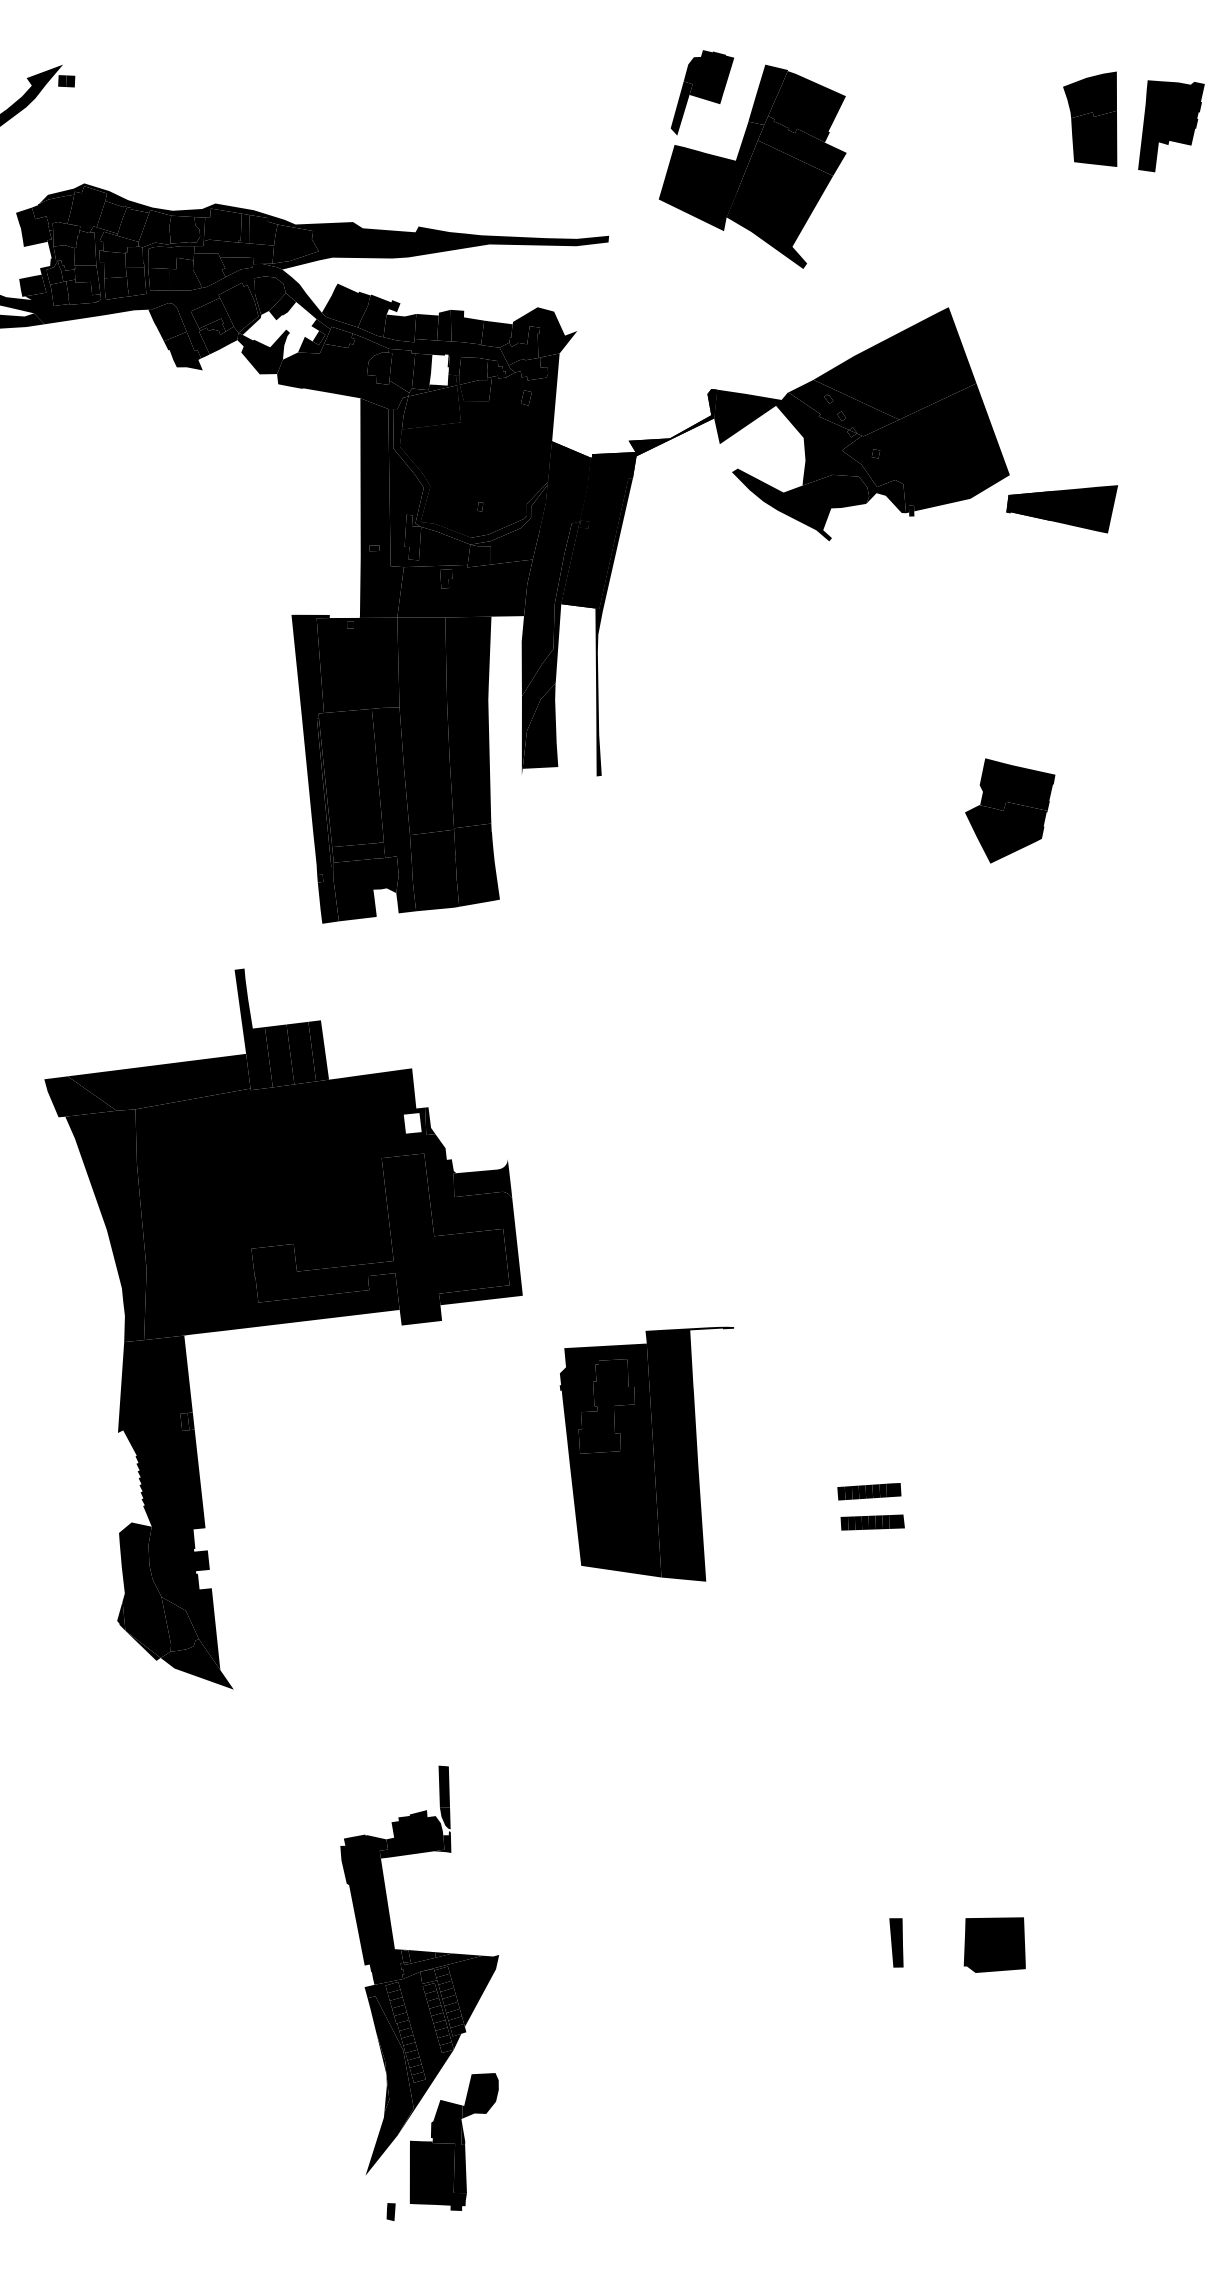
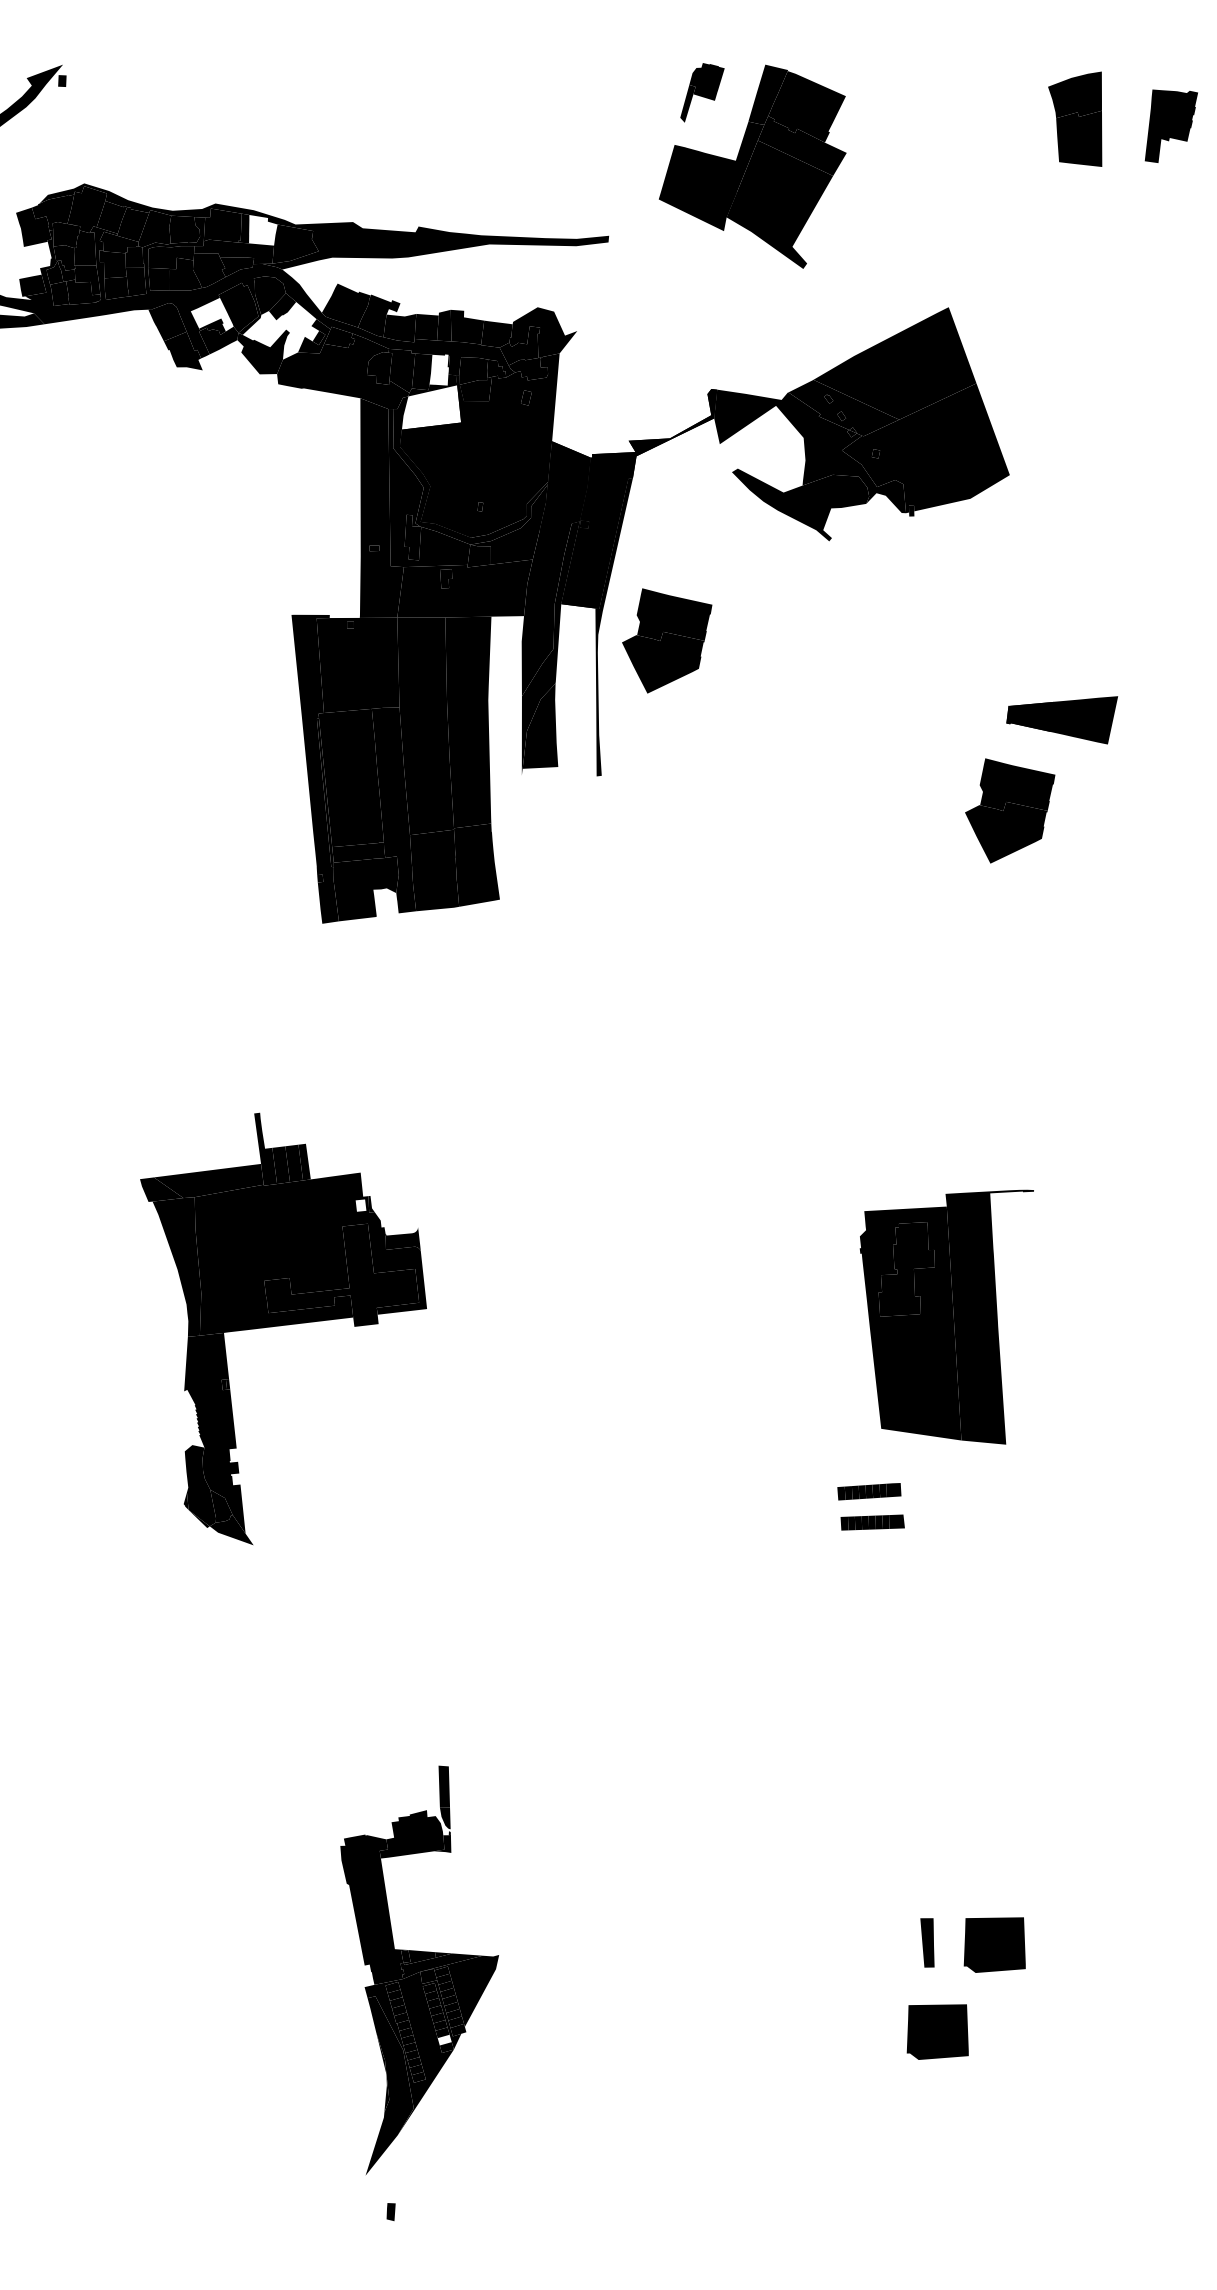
fill: present -> none (70, 81)
part size: 65x86 px -> 45x60 px (702, 92)
part position: (1090, 118) -> (1075, 118) (1075, 118)
part size: 67x93 px -> 54x74 px (1170, 125)
fill: present -> none (263, 229)
fill: present -> none (211, 314)
fill: present -> none (431, 407)
part position: (1062, 509) -> (1062, 720) (1062, 720)
part: none -> present (667, 640)
part size: 479x722 px -> 287x434 px (283, 1328)
part position: (646, 1453) -> (946, 1316) (946, 1316)
part position: (896, 1942) -> (927, 1942) (927, 1942)
part: none -> present (937, 2031)
fill: present -> none (444, 2039)
part: present -> none (453, 2141)
